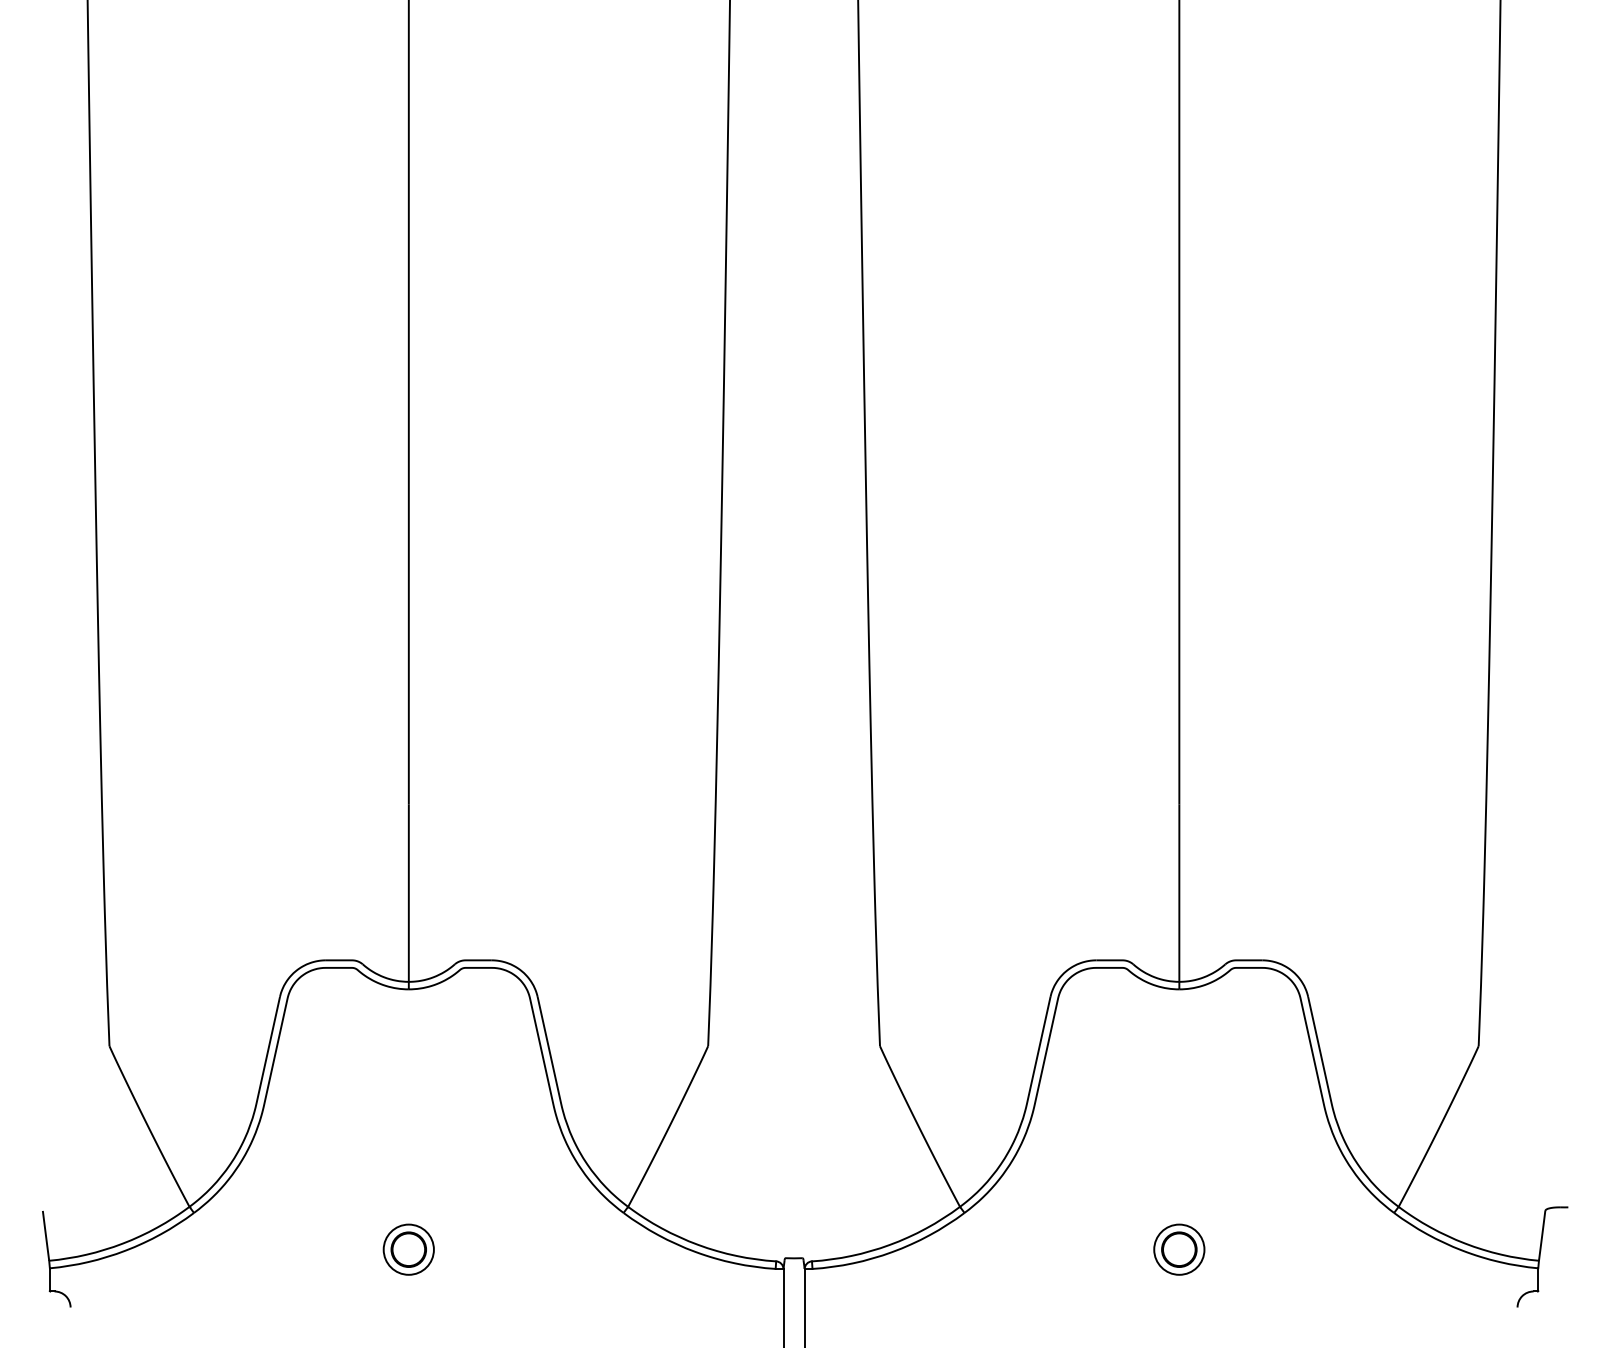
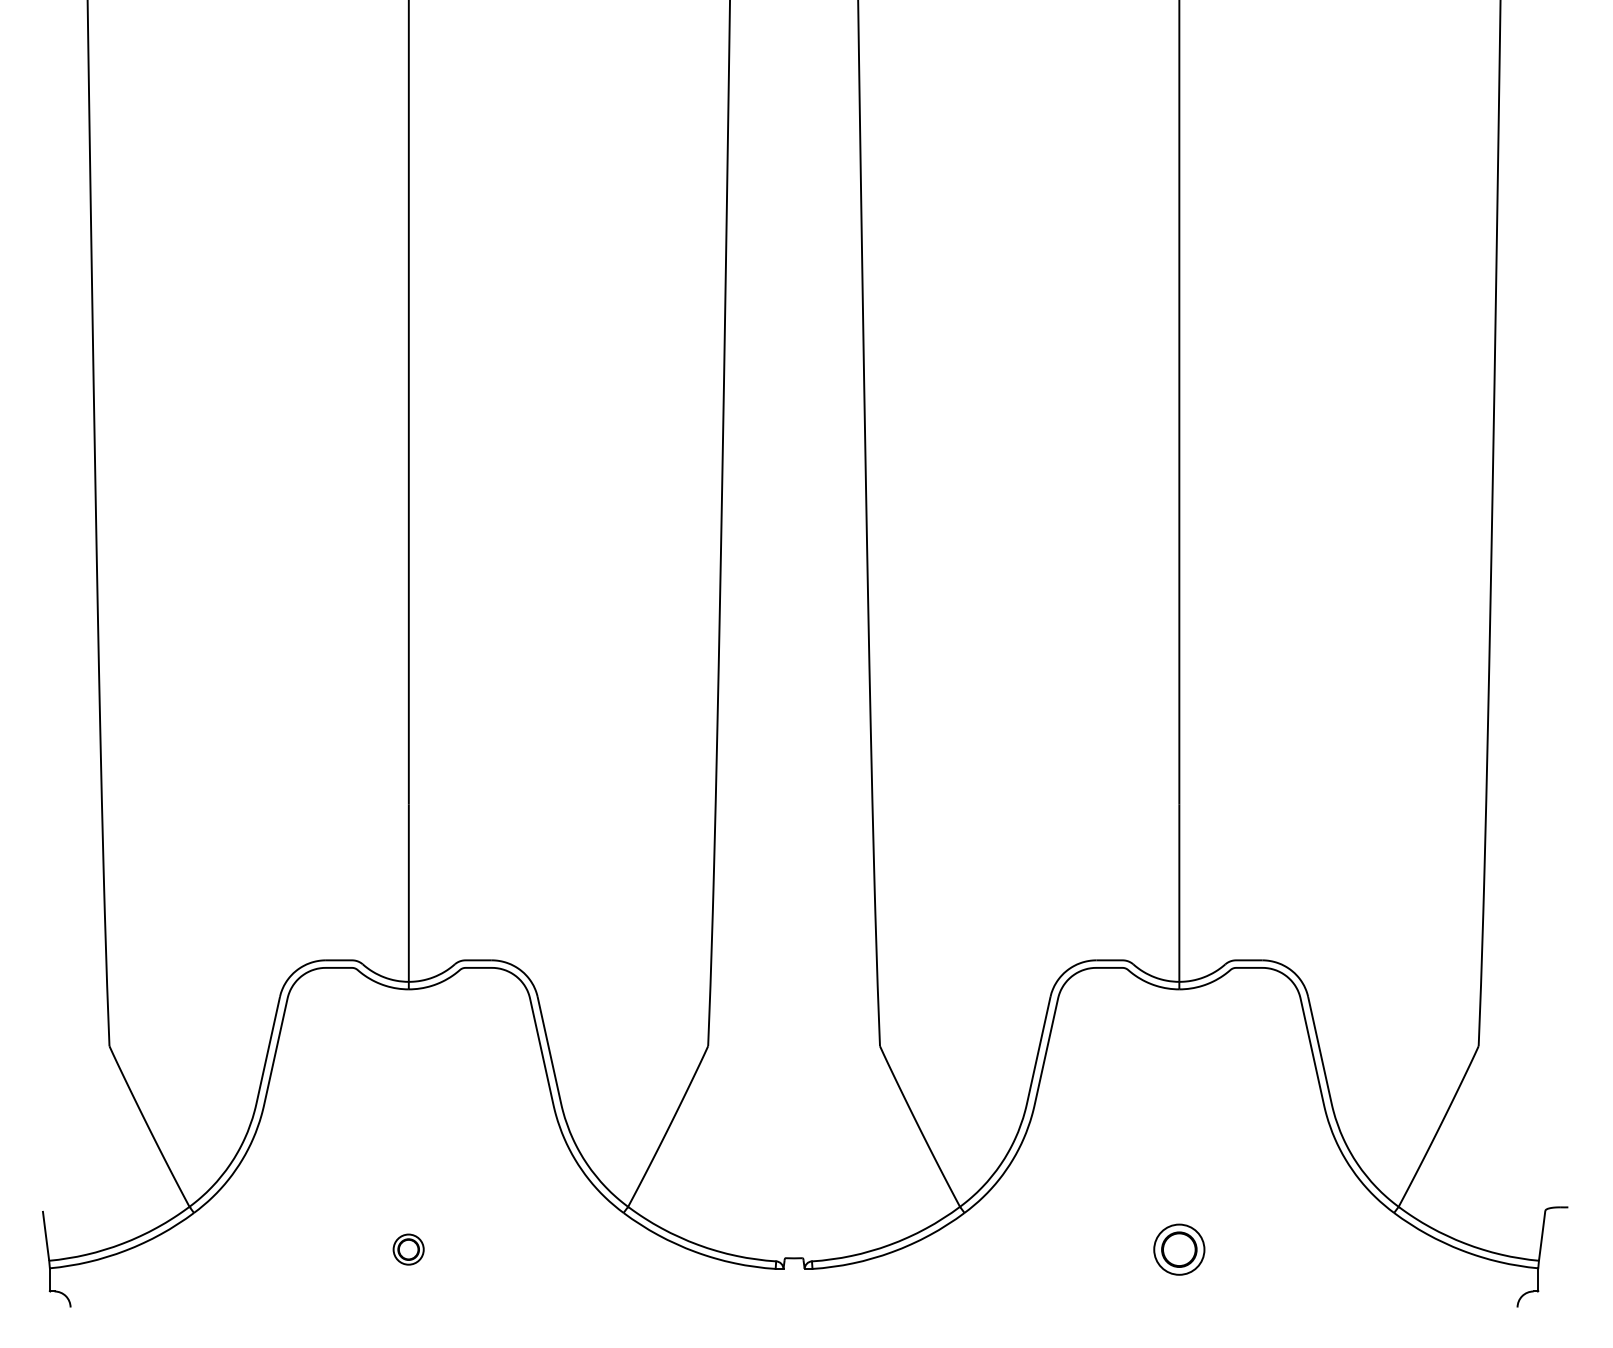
part size: 53x53 px -> 33x33 px (408, 1249)
line: present -> none (783, 1306)
line: present -> none (804, 1306)
